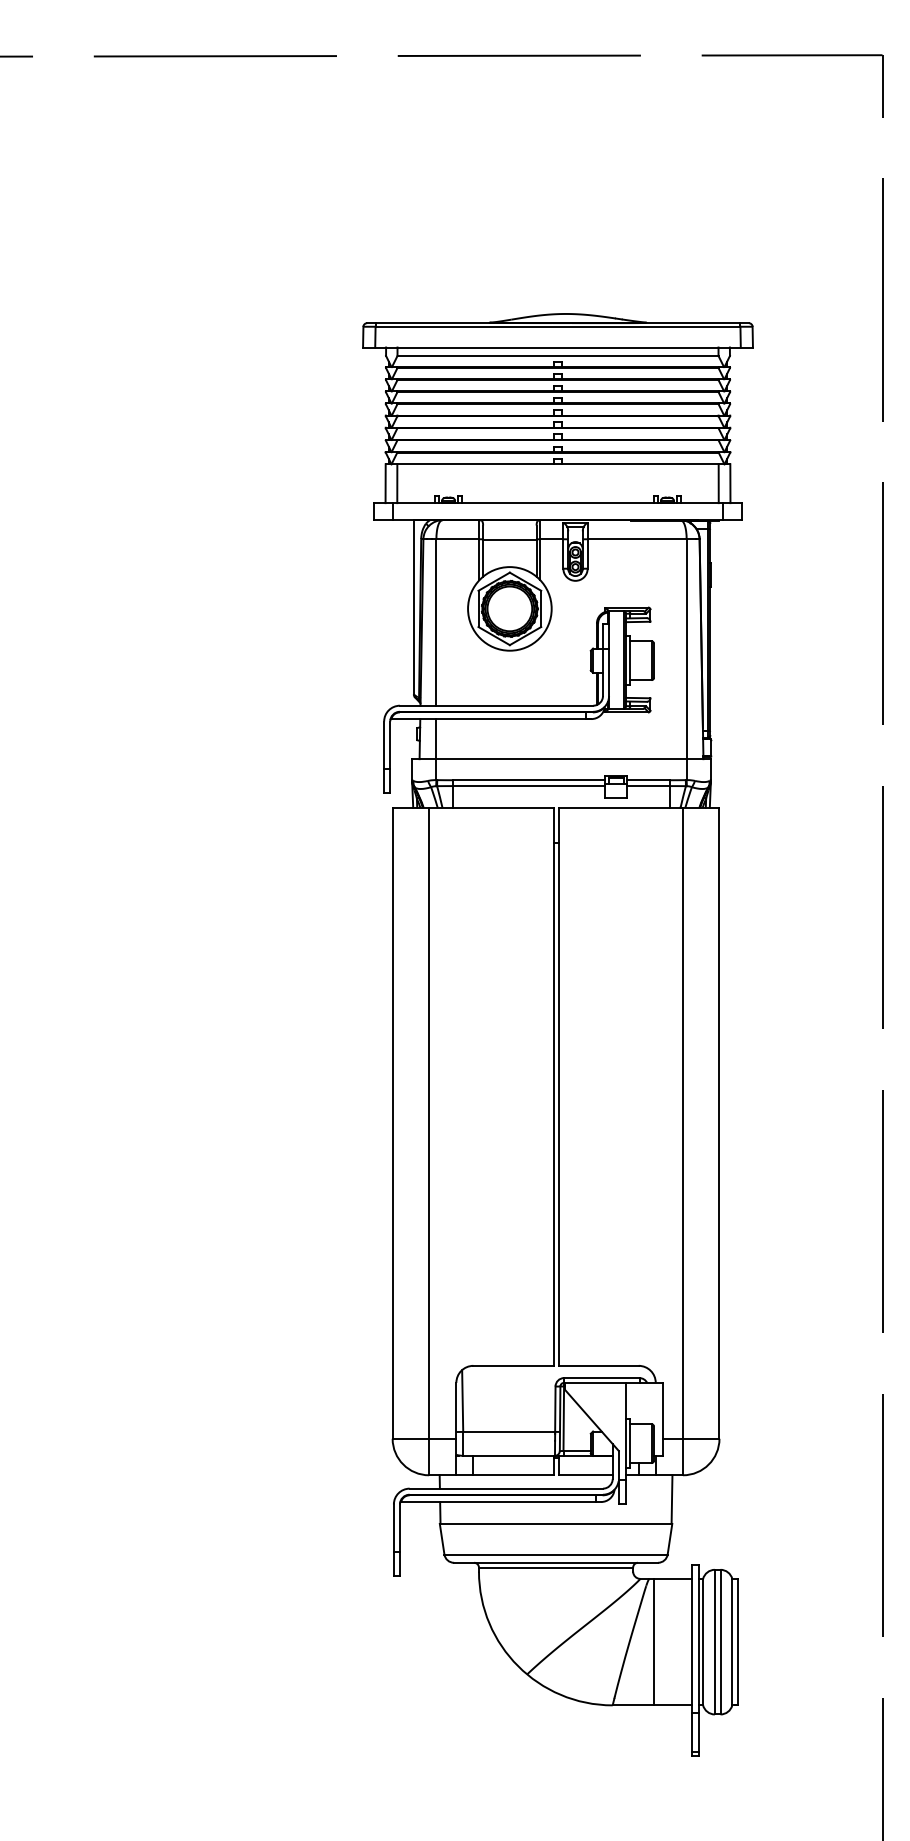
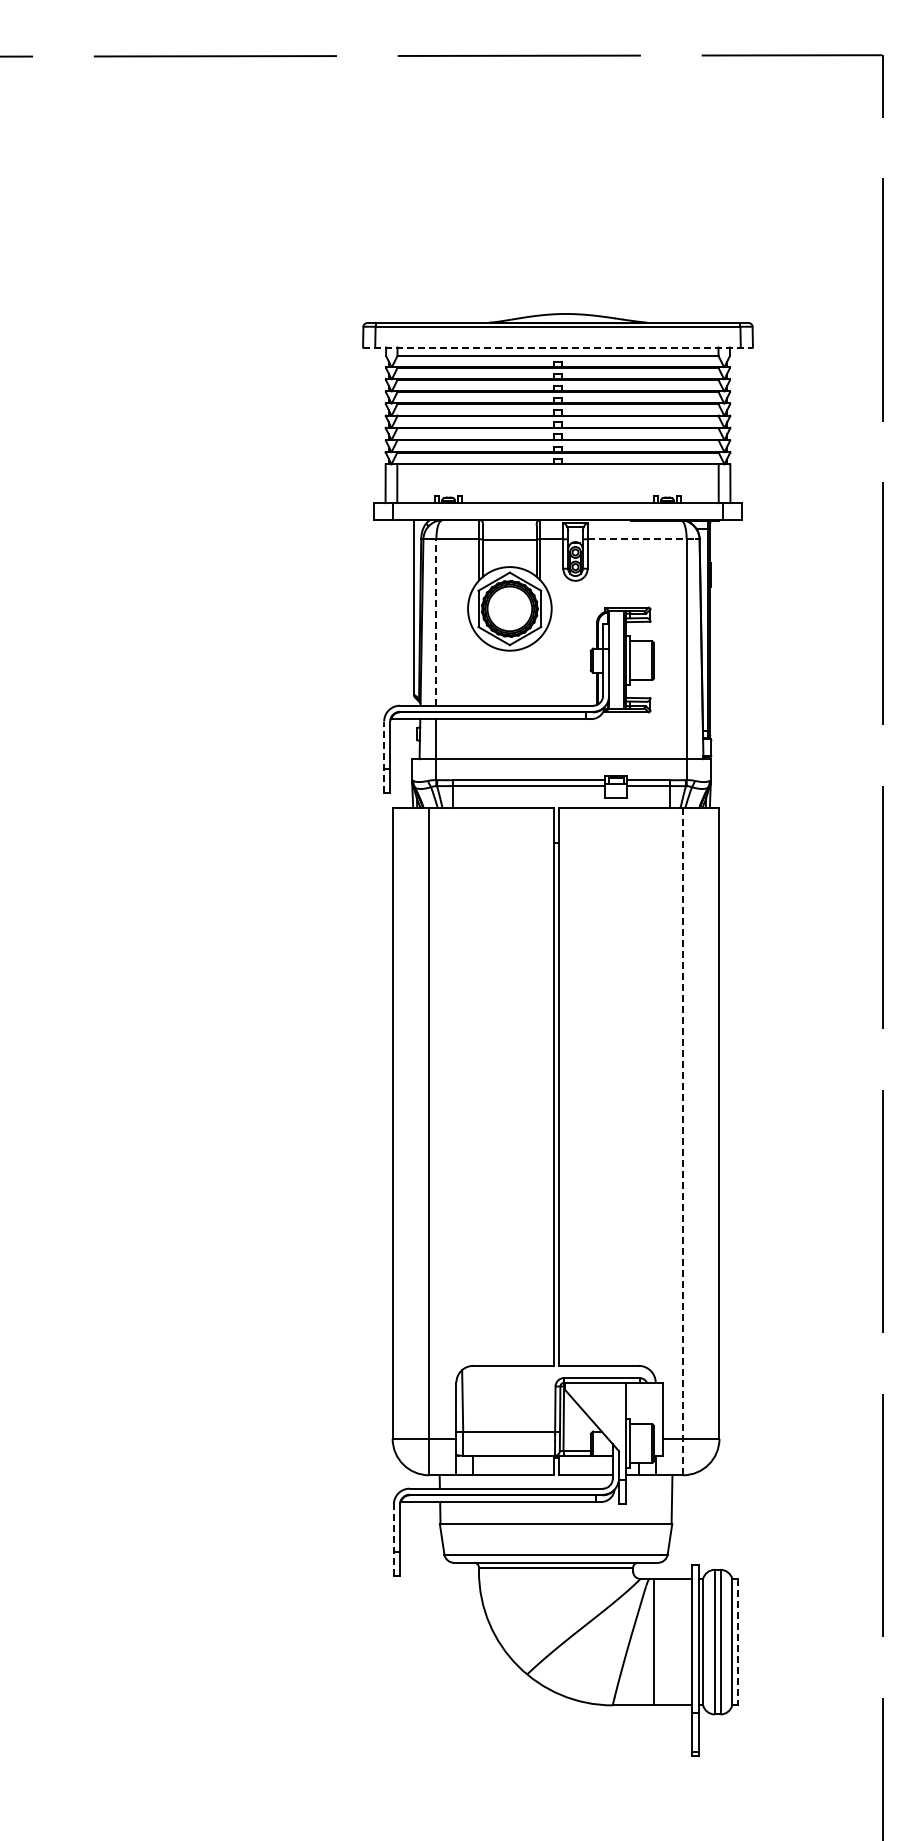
line: solid -> dashed (558, 347)
line: solid -> dashed (642, 539)
line: solid -> dashed (436, 622)
line: solid -> dashed (384, 757)
line: solid -> dashed (683, 1141)
line: solid -> dashed (393, 1540)
line: solid -> dashed (737, 1642)
